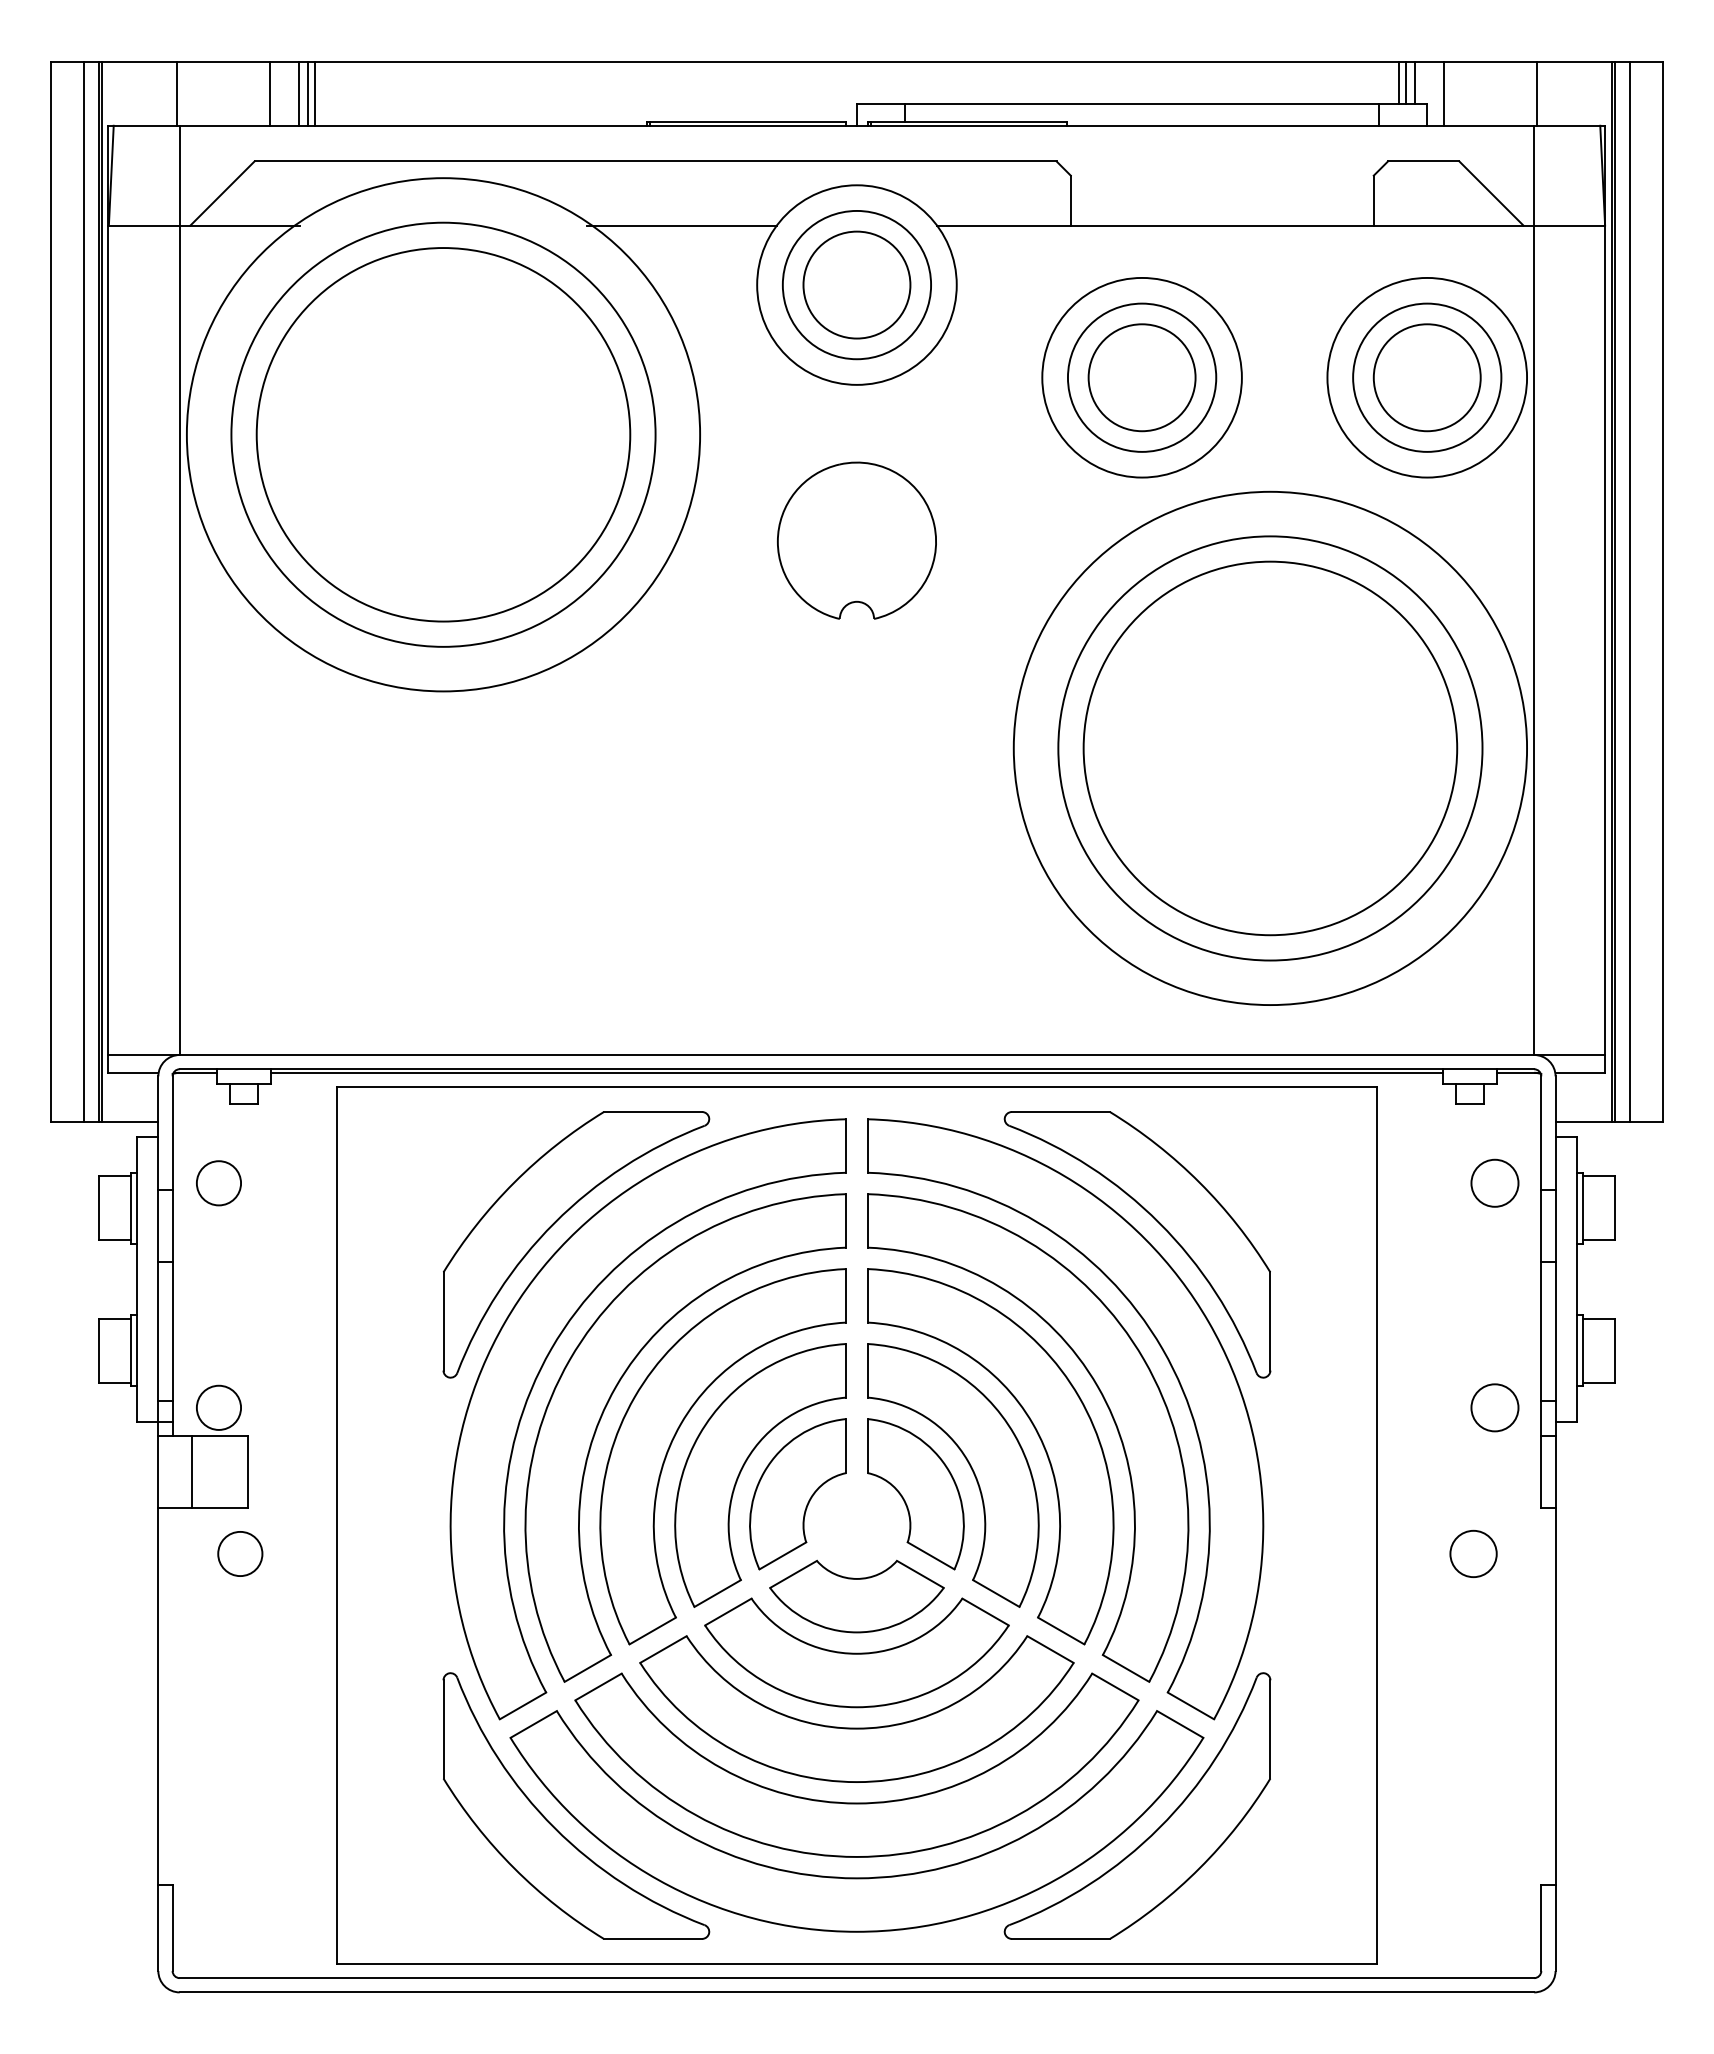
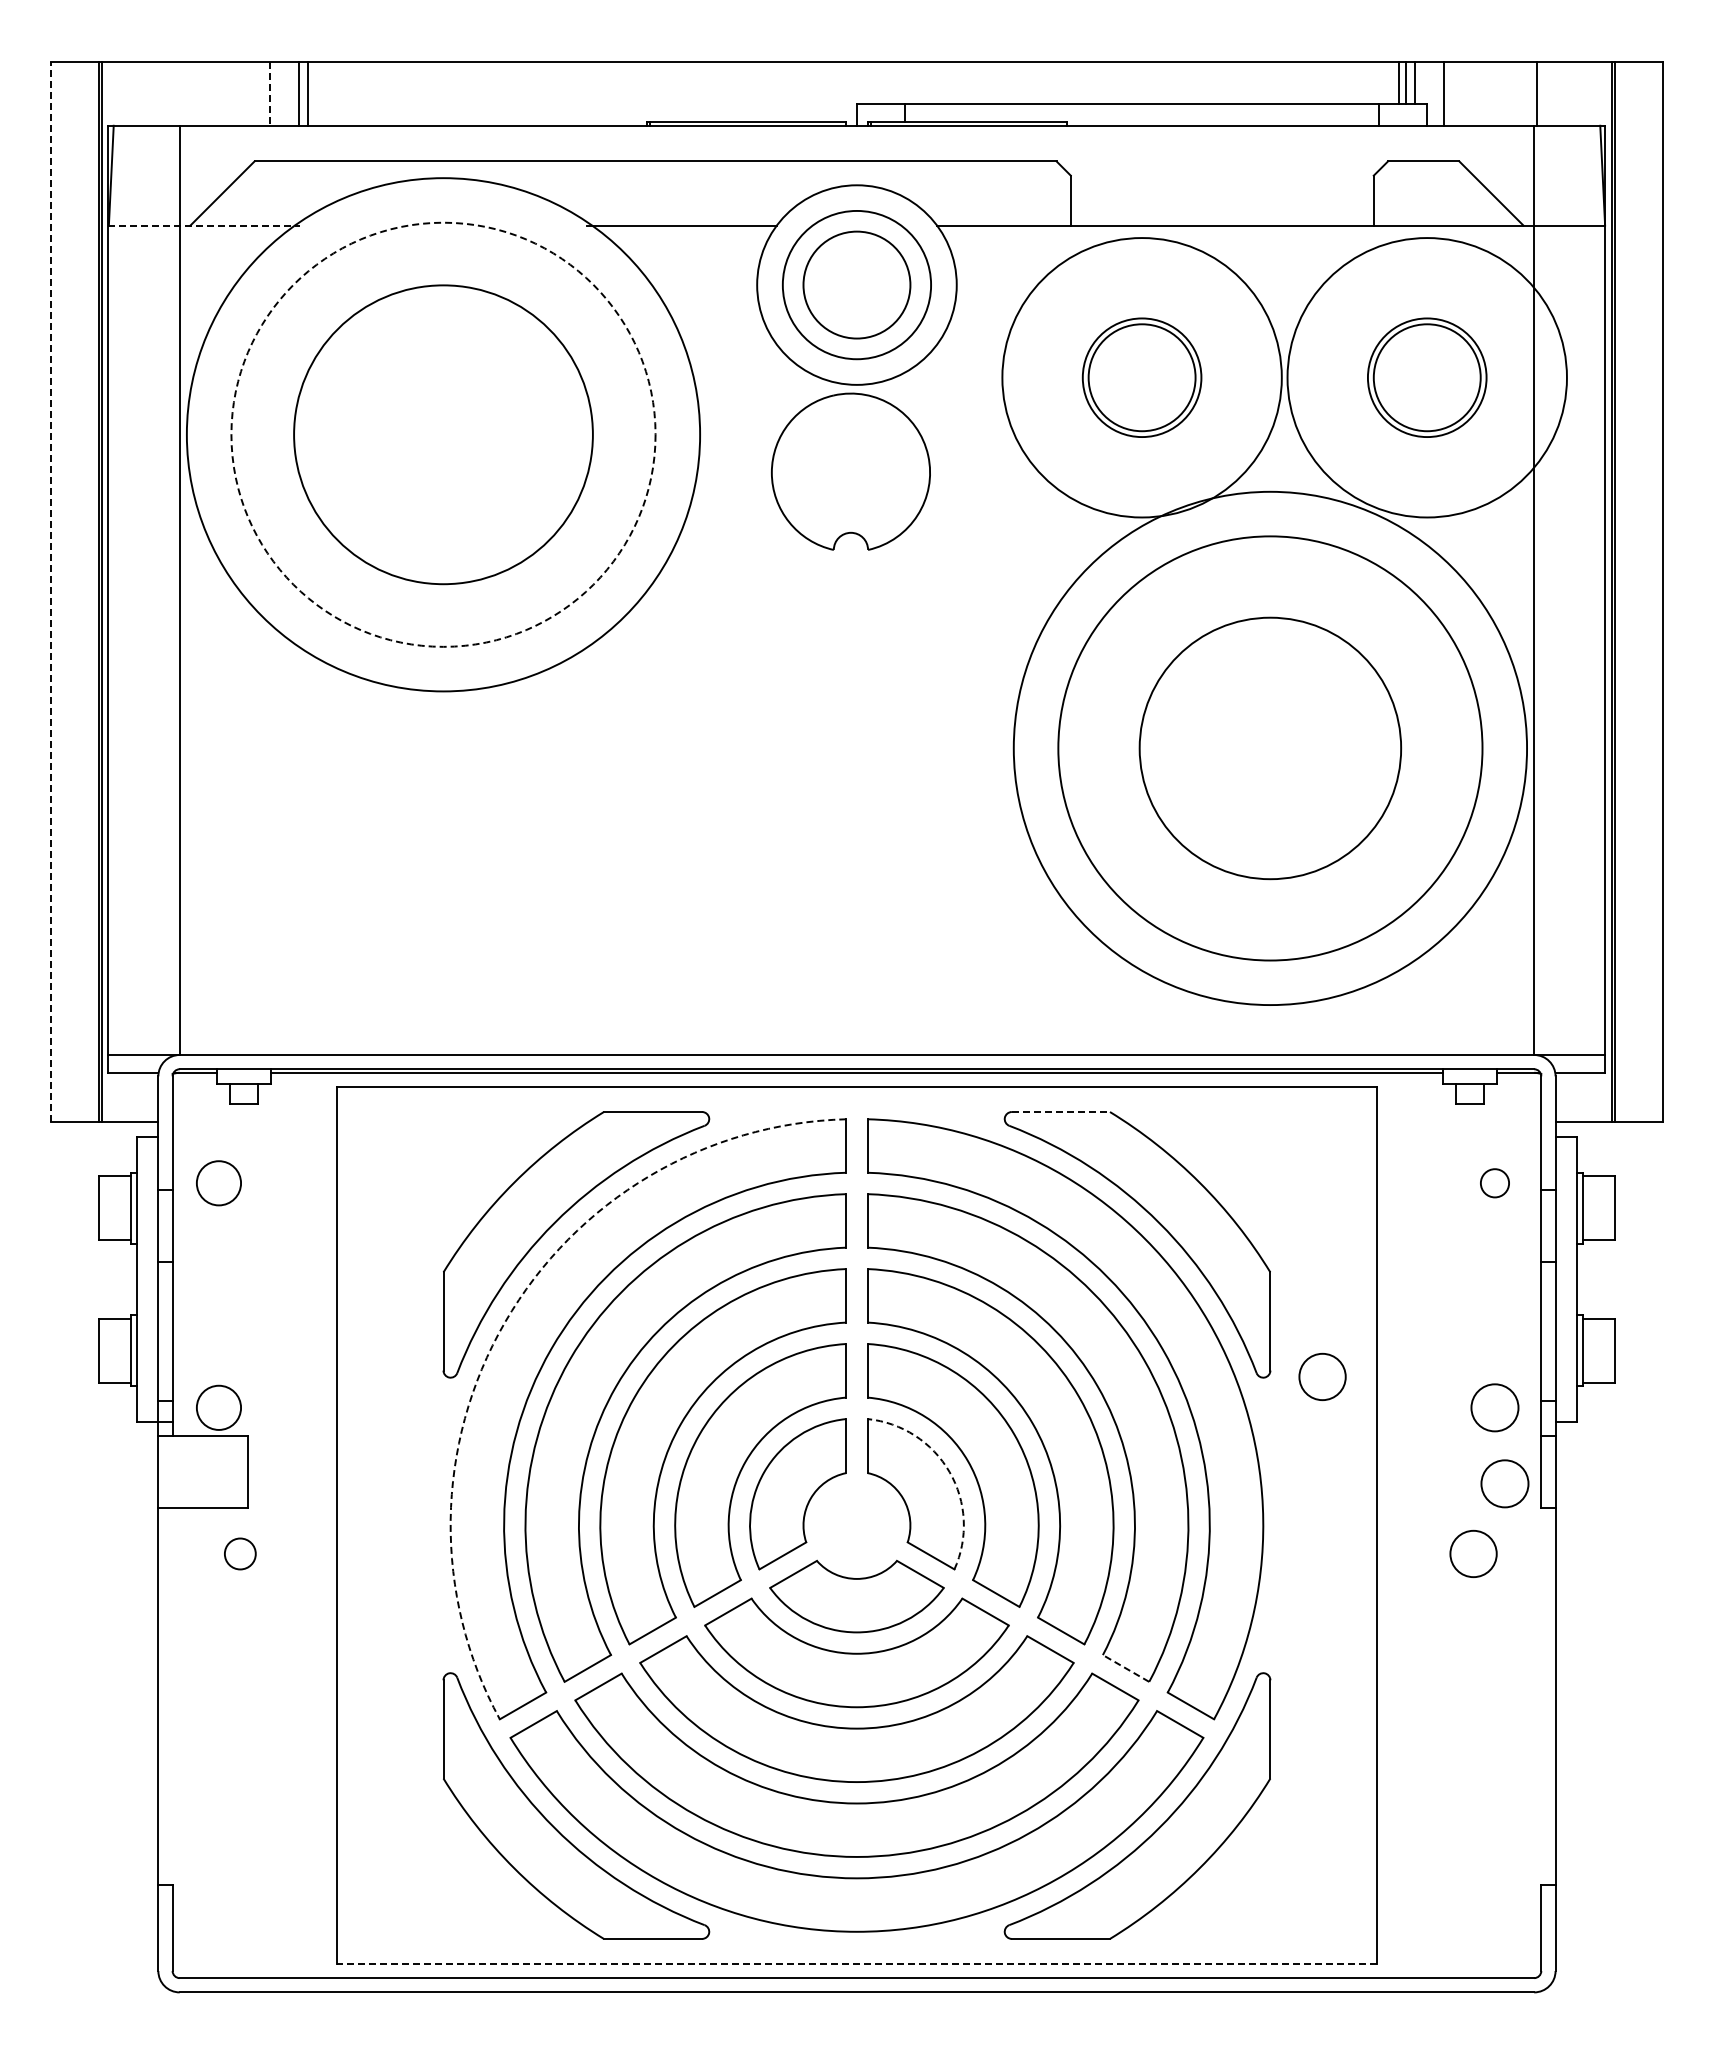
line: present -> none (176, 93)
line: present -> none (315, 93)
line: solid -> dashed (270, 94)
line: solid -> dashed (204, 225)
circle diameter: 148 px -> 119 px (1141, 377)
circle diameter: 200 px -> 279 px (1141, 377)
circle diameter: 148 px -> 119 px (1426, 377)
circle diameter: 200 px -> 279 px (1426, 377)
circle diameter: 374 px -> 299 px (443, 434)
circle: solid -> dashed (443, 434)
part position: (856, 540) -> (850, 471) (850, 471)
line: solid -> dashed (51, 591)
line: present -> none (84, 591)
line: present -> none (1629, 591)
circle diameter: 374 px -> 261 px (1270, 748)
line: solid -> dashed (1061, 1112)
circle diameter: 47 px -> 28 px (1494, 1183)
arc: solid -> dashed (505, 1322)
circle: none -> present (1322, 1376)
line: present -> none (192, 1471)
arc: solid -> dashed (949, 1472)
circle: none -> present (1504, 1483)
circle diameter: 44 px -> 31 px (239, 1553)
line: solid -> dashed (1126, 1668)
line: solid -> dashed (856, 1963)
